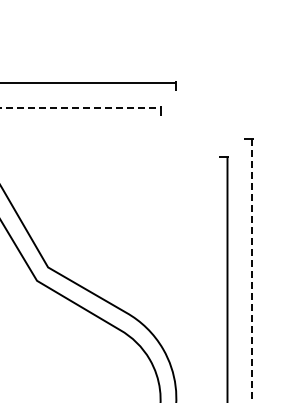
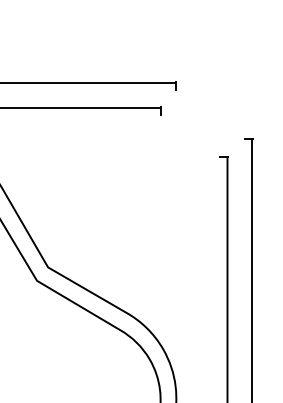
line: dashed -> solid (80, 107)
line: dashed -> solid (252, 270)
